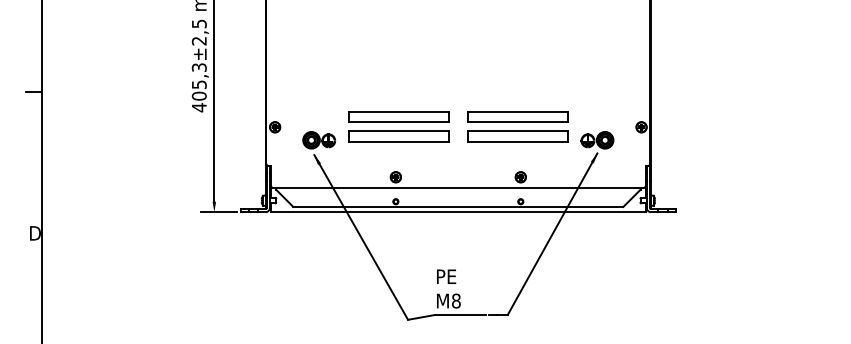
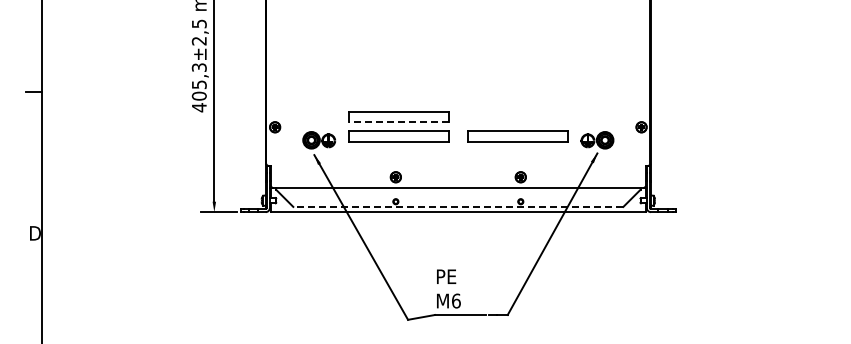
part: present -> none (517, 116)
line: solid -> dashed (399, 122)
line: solid -> dashed (457, 206)
text: M8 -> M6 (456, 300)
